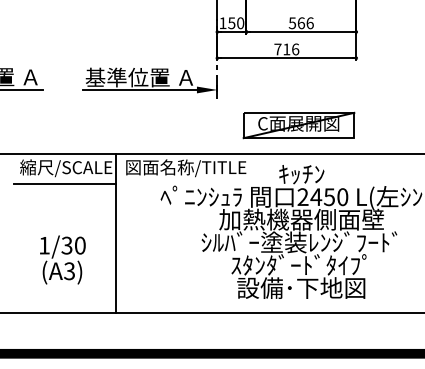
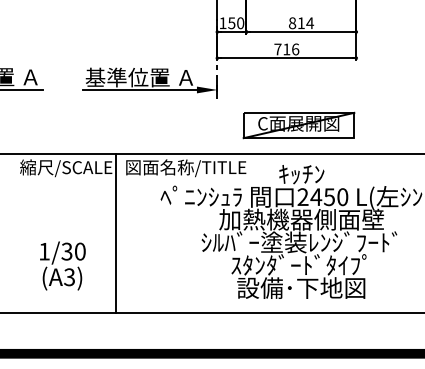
text: 566 -> 814 (301, 23)
line: present -> none (64, 184)
text position: (62, 259) -> (62, 265) (62, 265)
